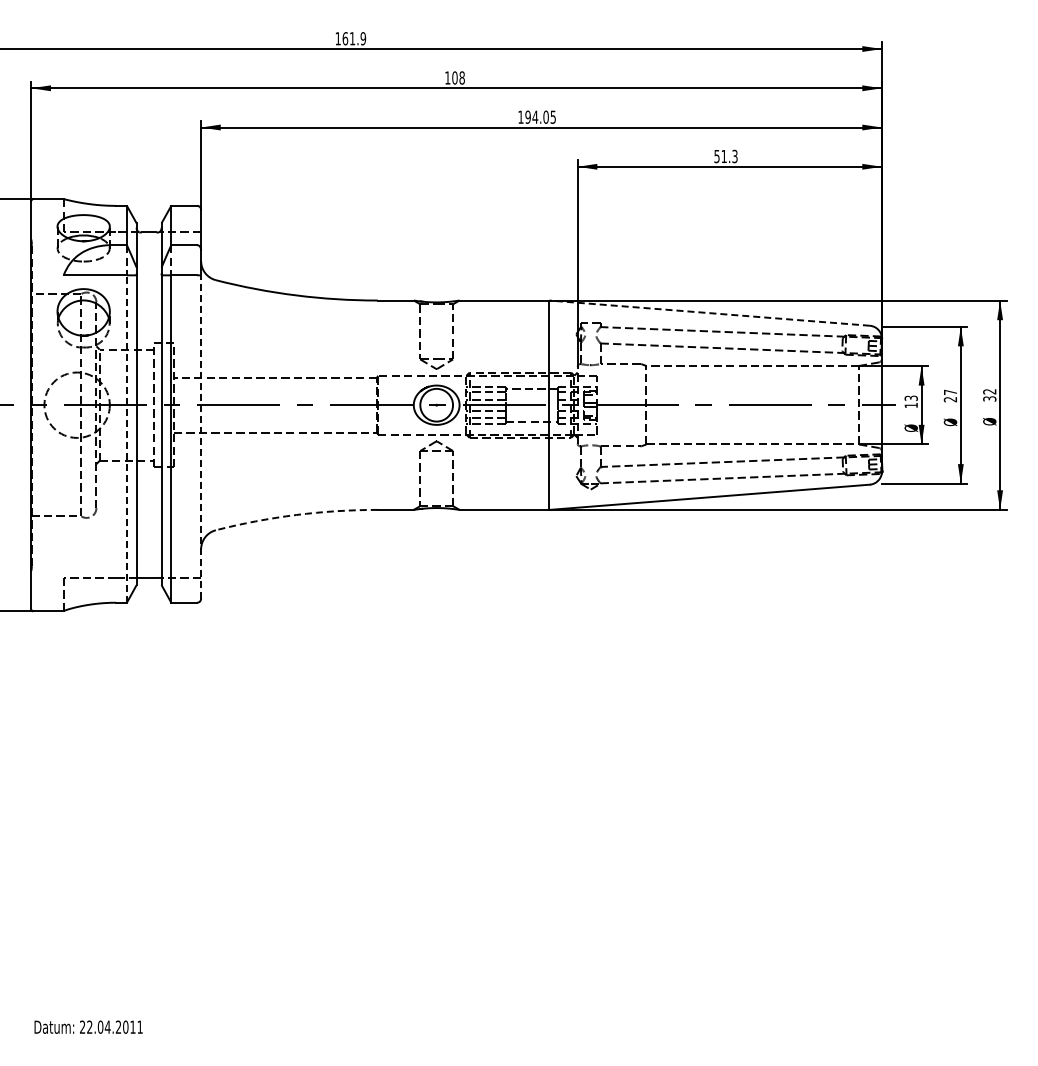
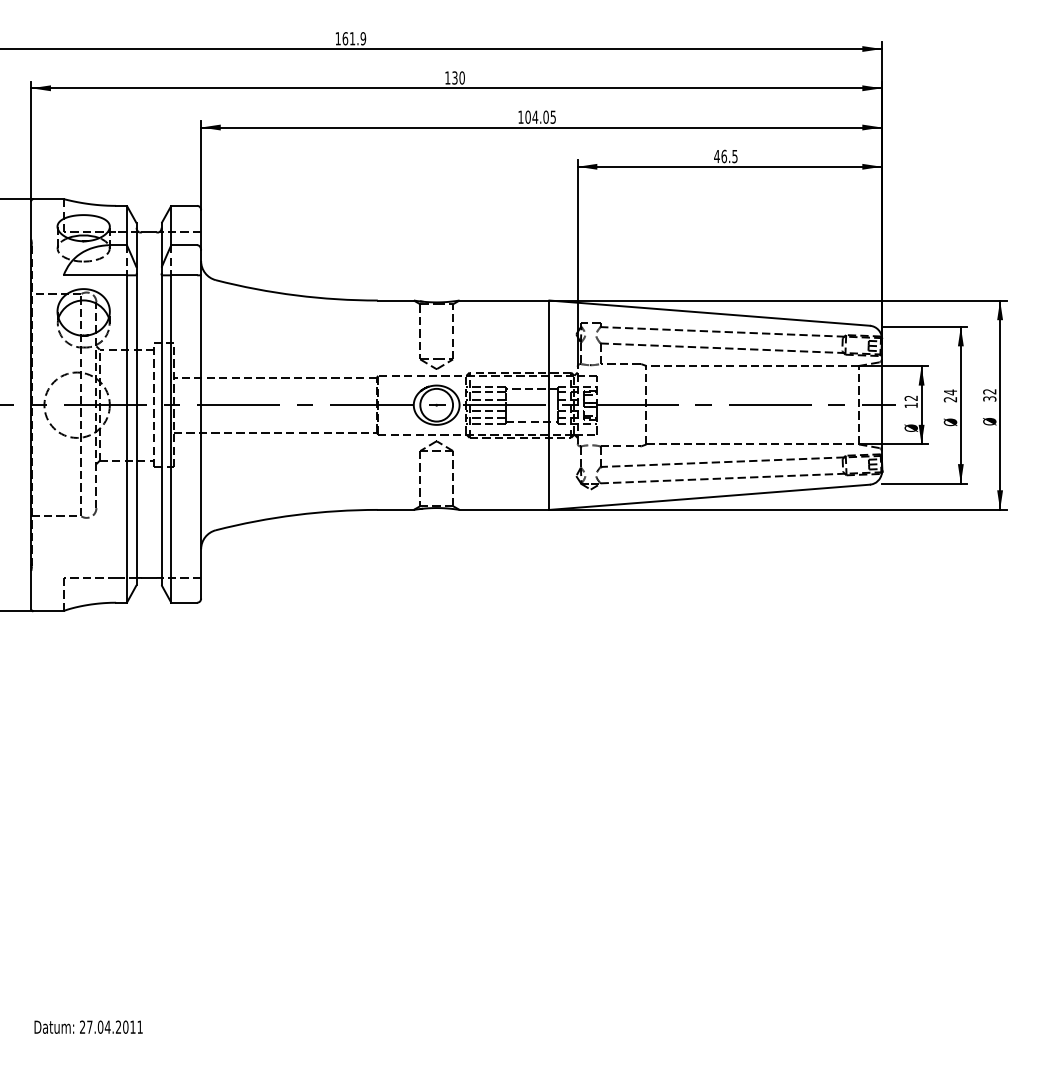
text: 108 -> 130 (458, 77)
text: 194.05 -> 104.05 (527, 117)
text: 51.3 -> 46.5 (725, 156)
line: dashed -> solid (709, 313)
text: 27 -> 24 (950, 392)
text: 13 -> 12 (911, 397)
line: dashed -> solid (201, 436)
line: dashed -> solid (126, 439)
arc: dashed -> solid (296, 515)
text: 22.04.2011 -> 27.04.2011 (89, 1026)
